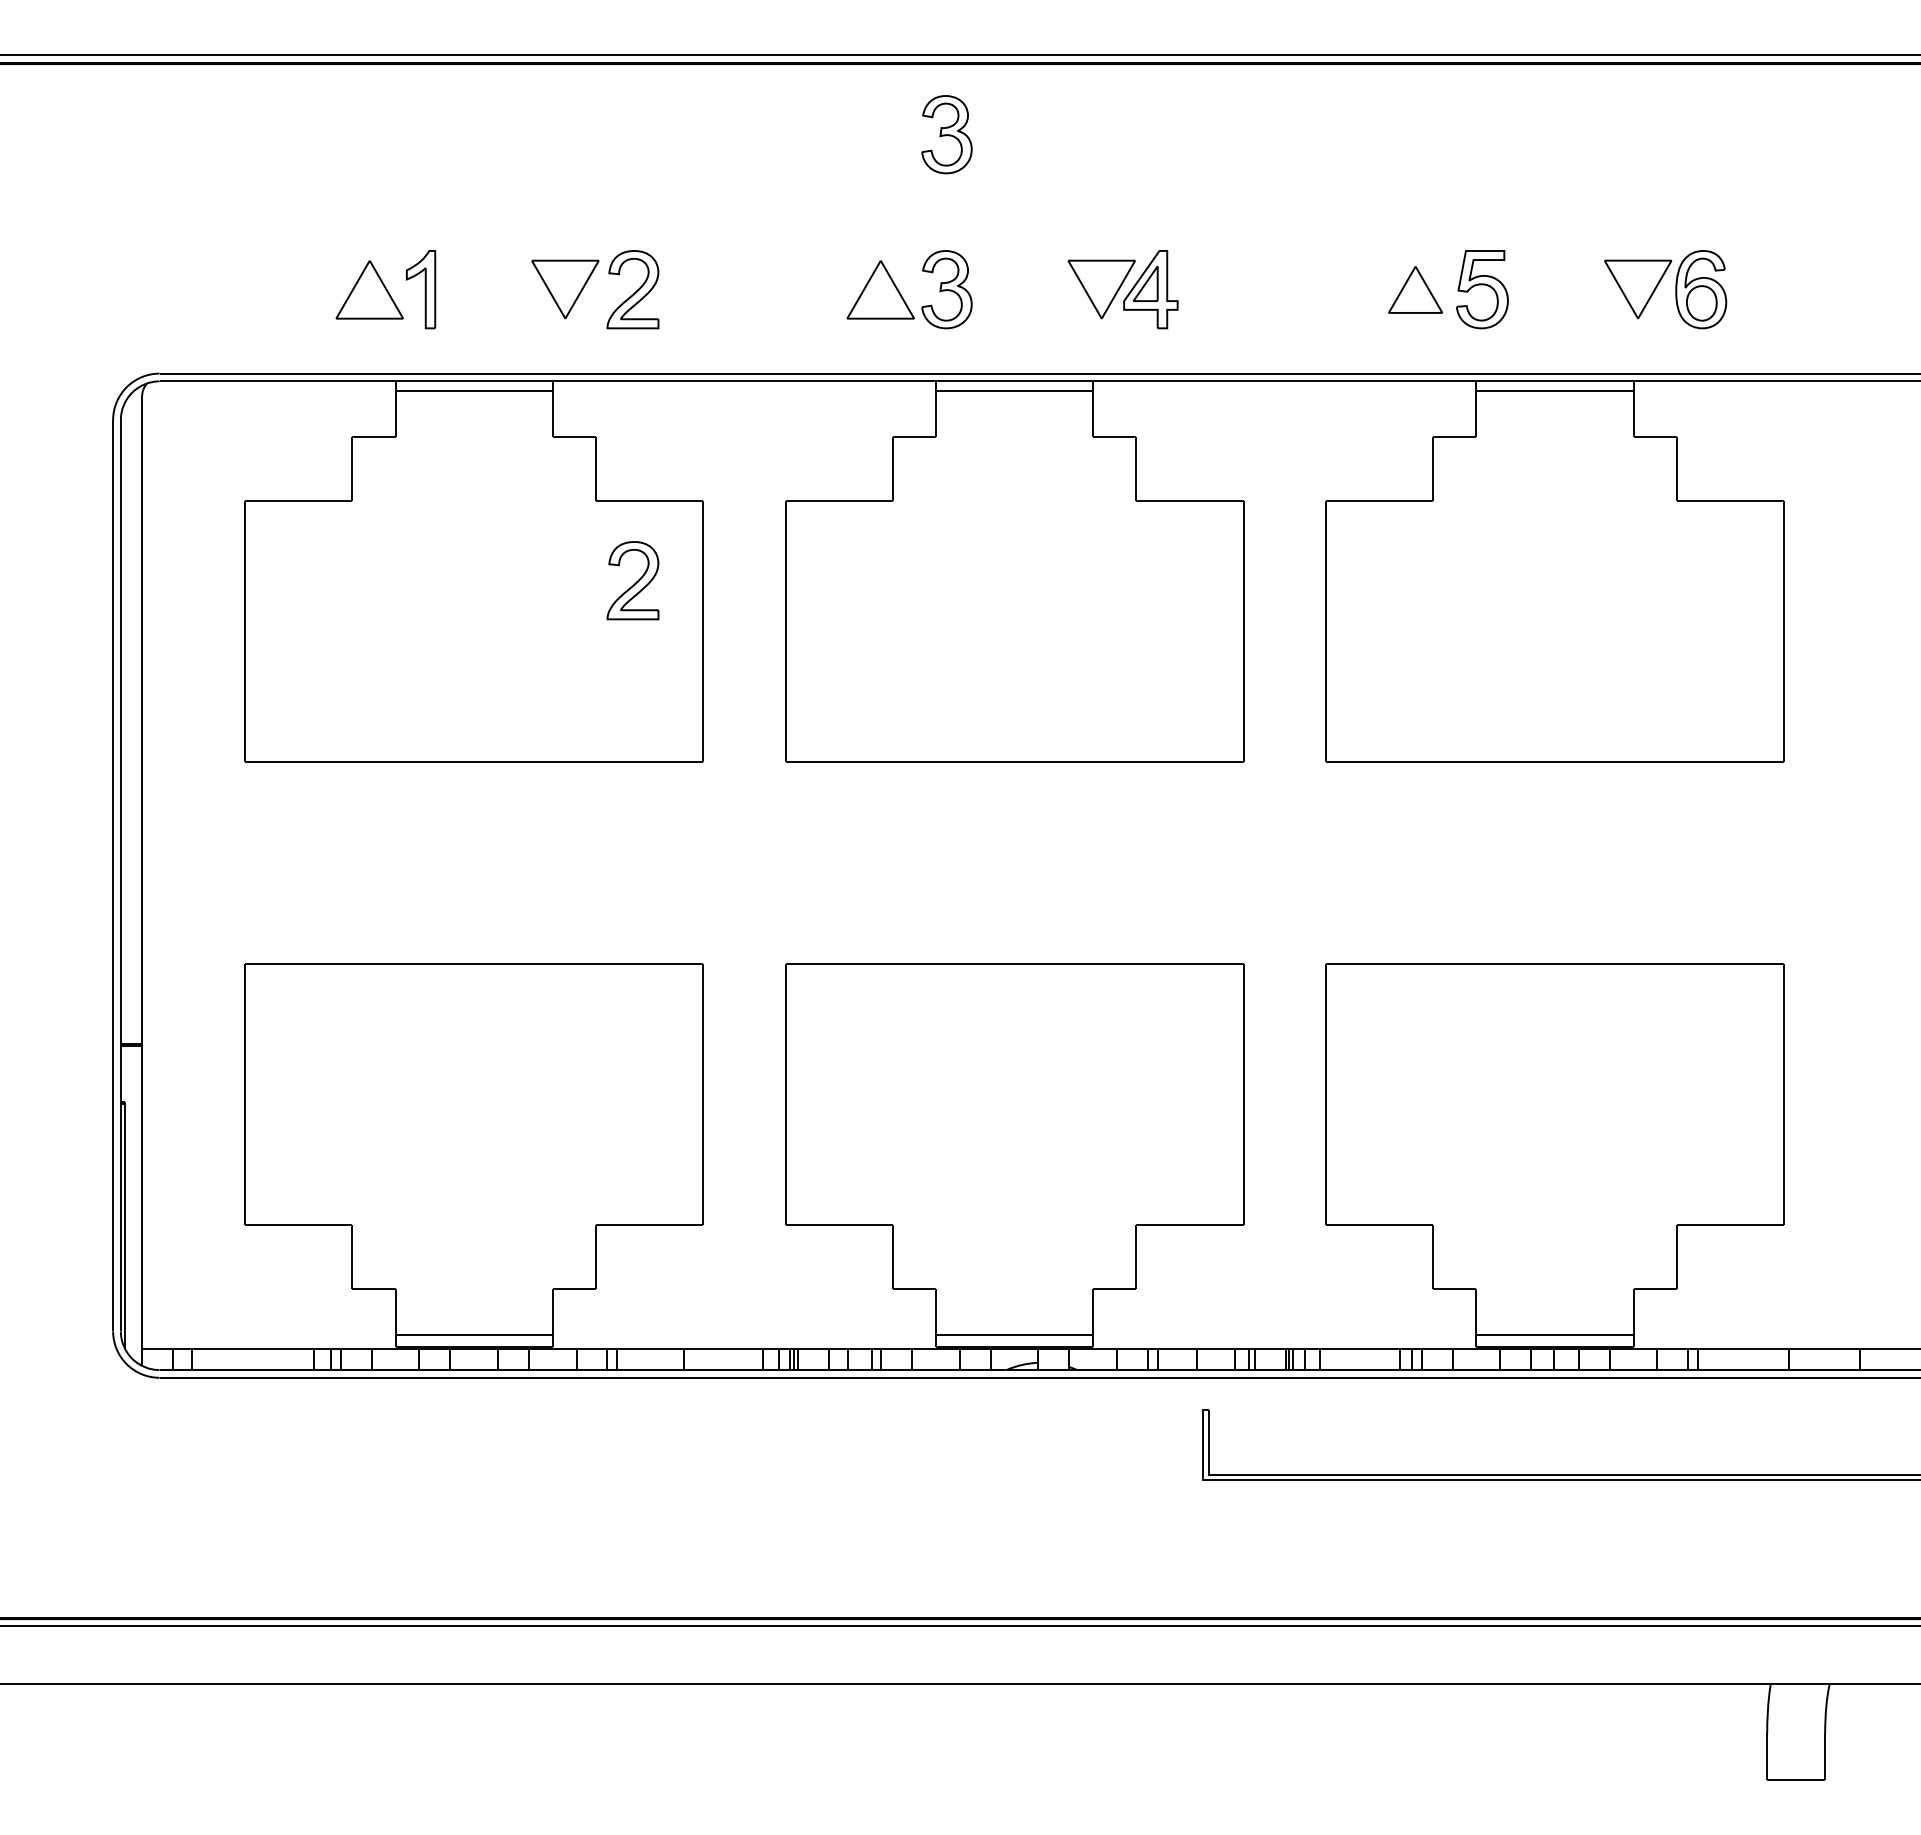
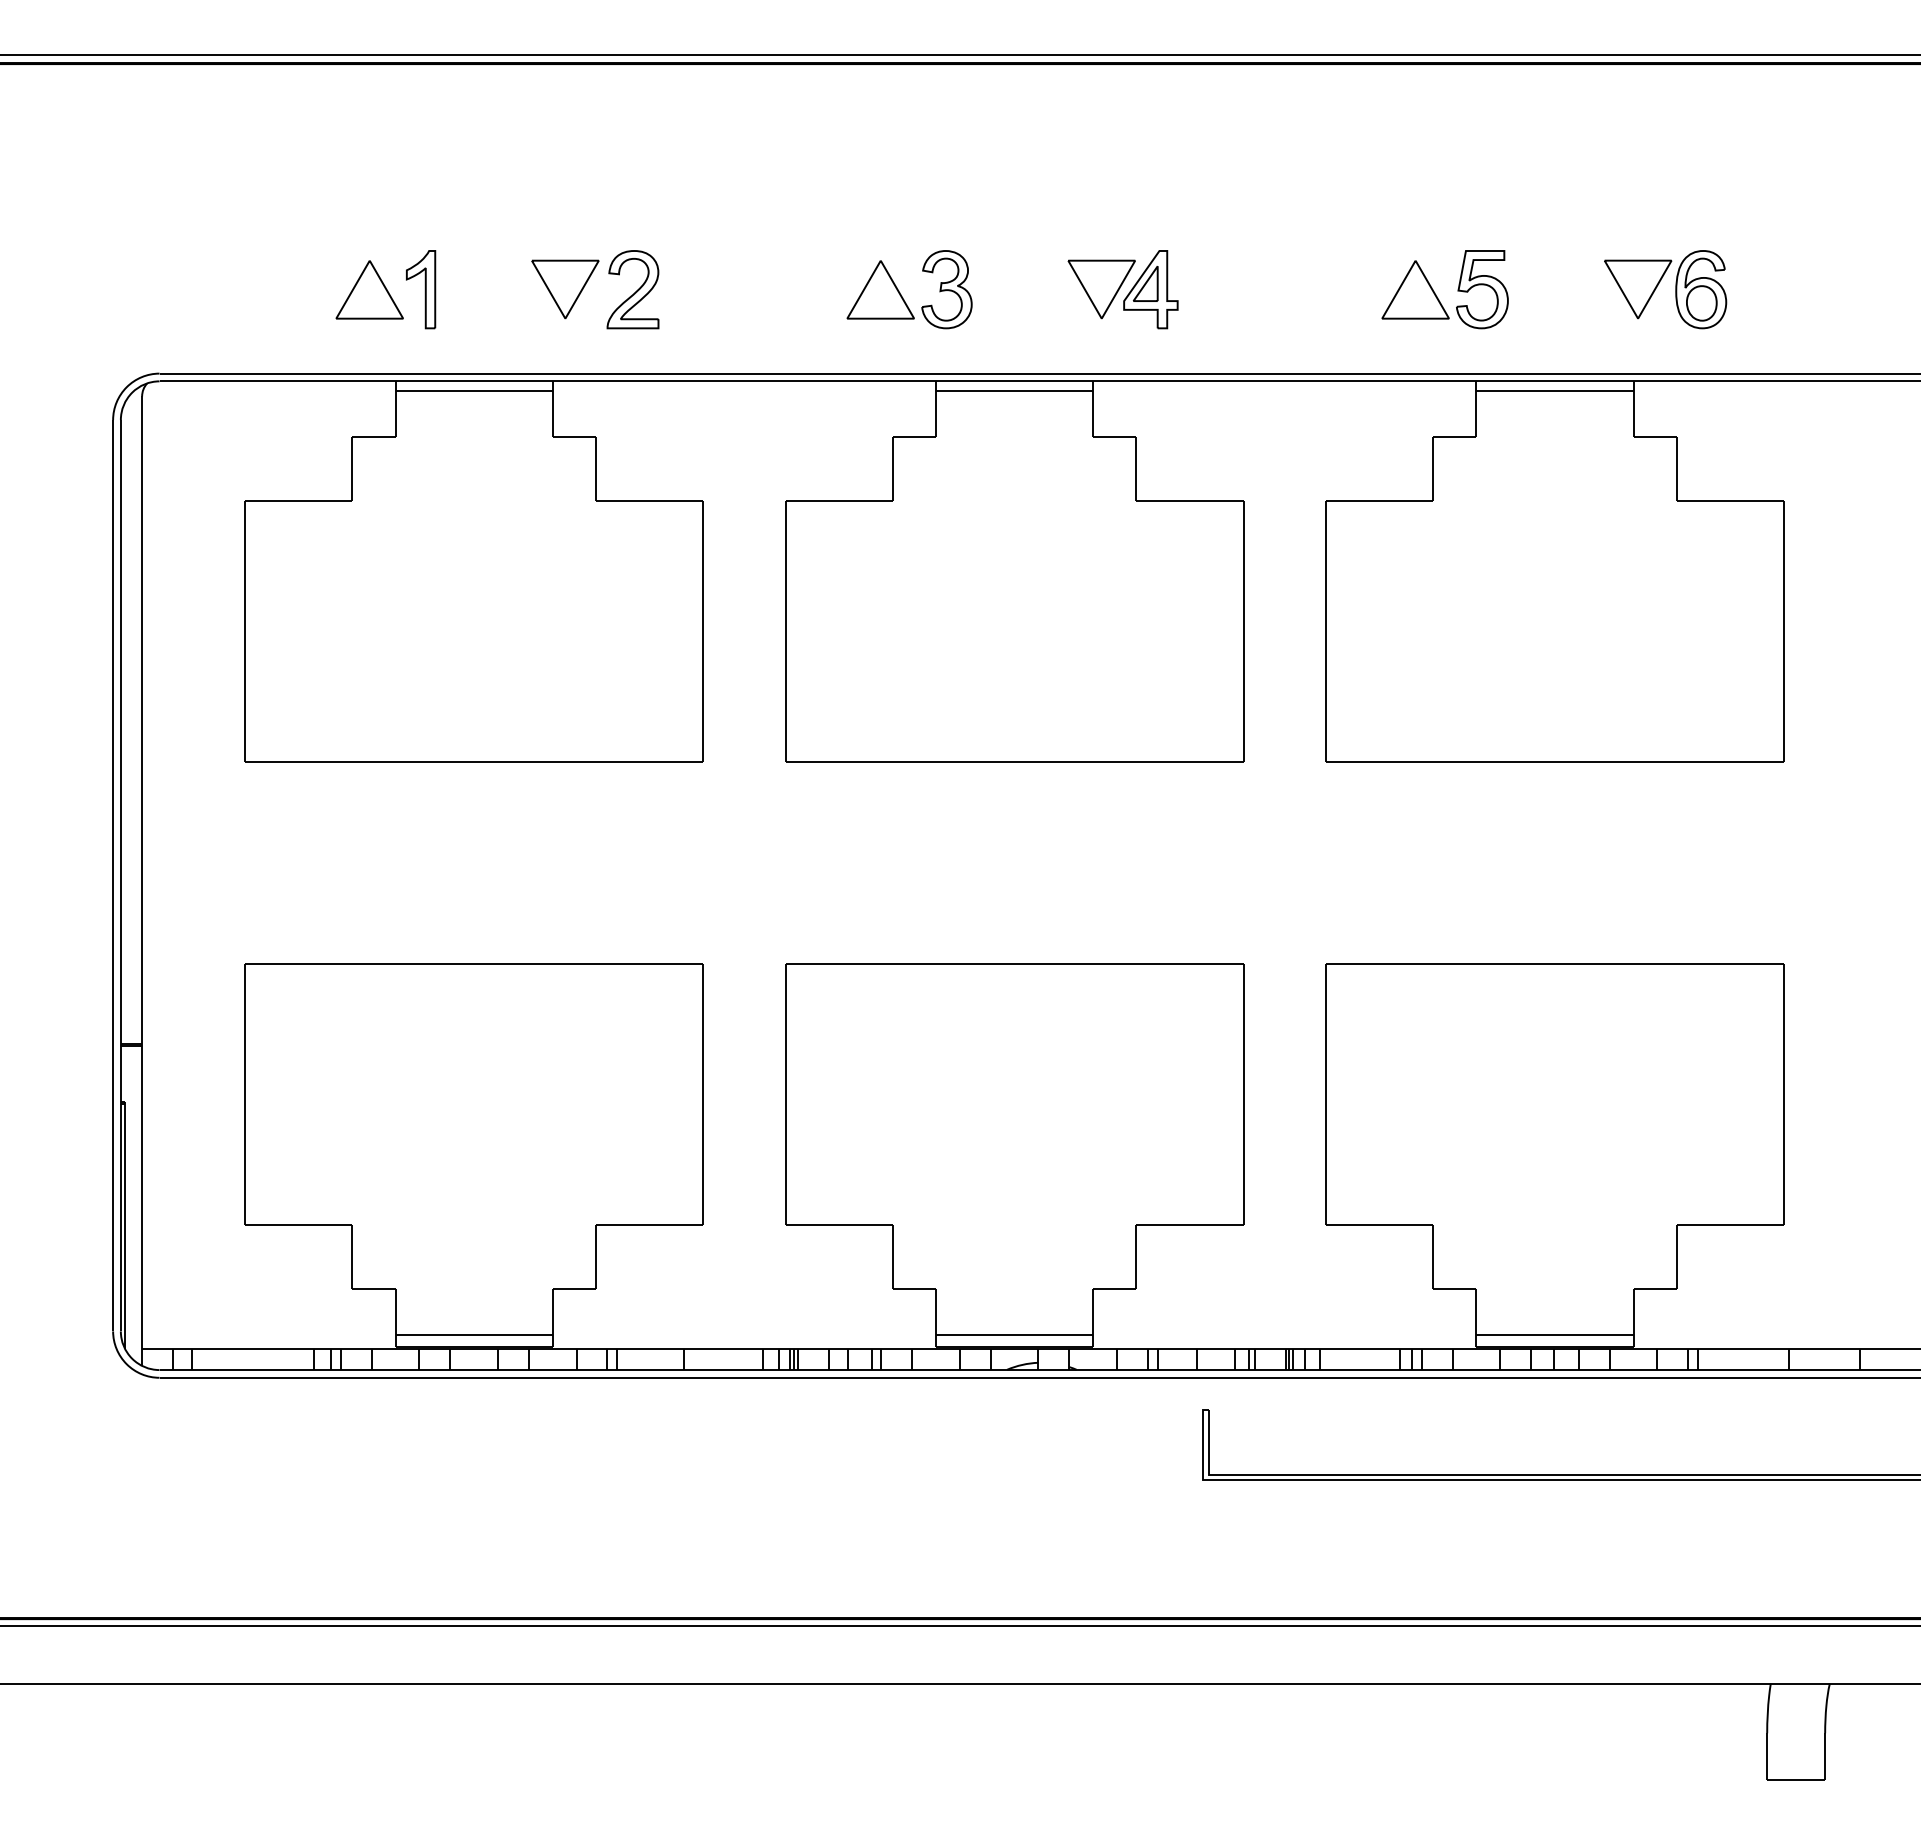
part: present -> none (946, 134)
part size: 55x48 px -> 69x60 px (1415, 289)
part: present -> none (632, 580)
